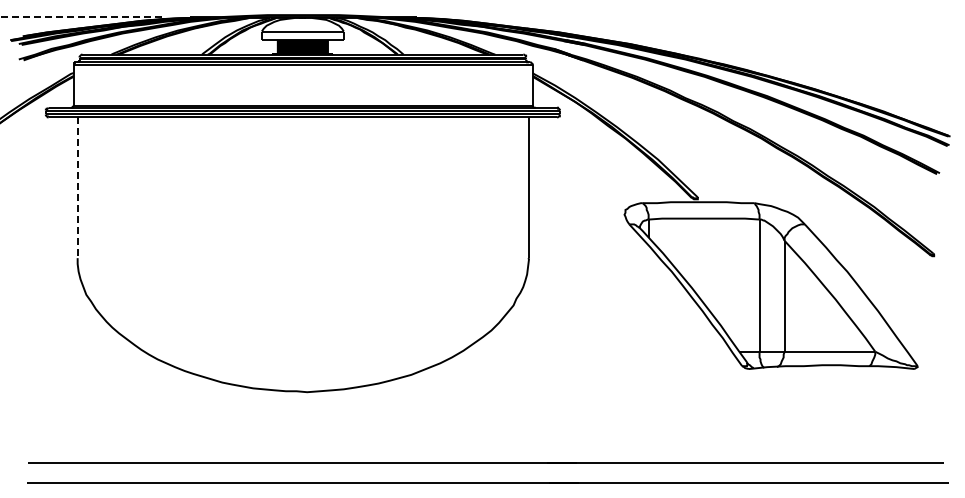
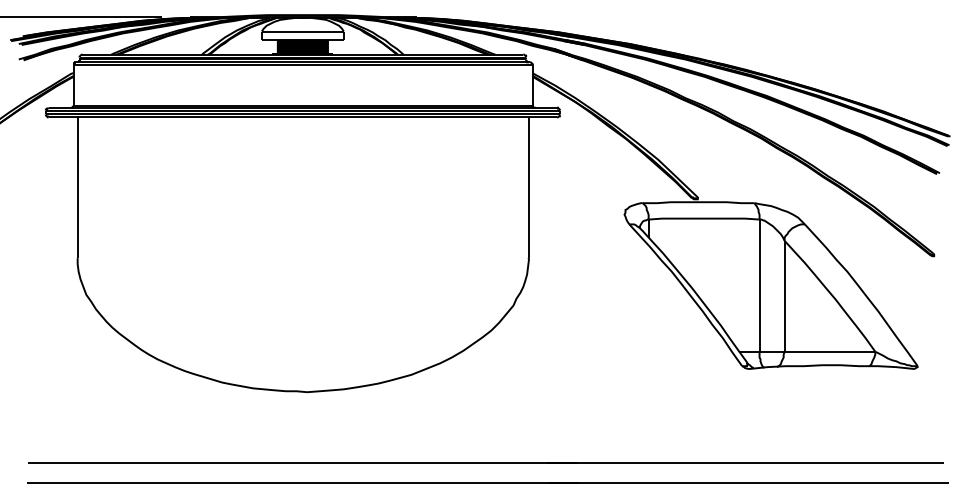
line: dashed -> solid (80, 17)
line: dashed -> solid (77, 188)
